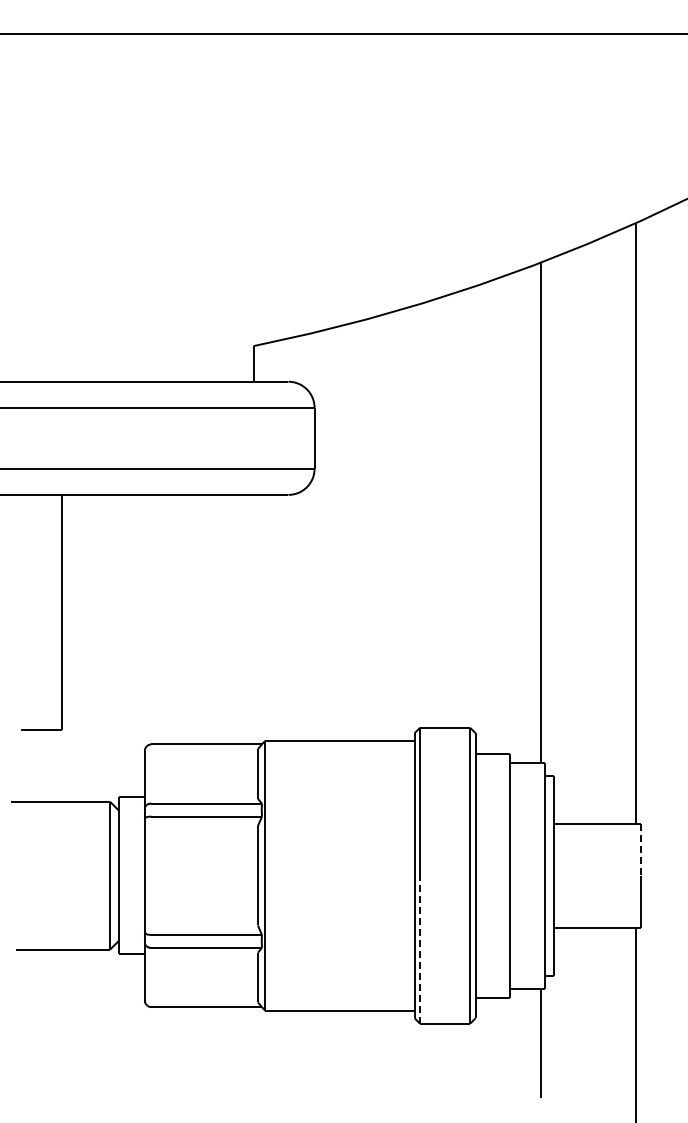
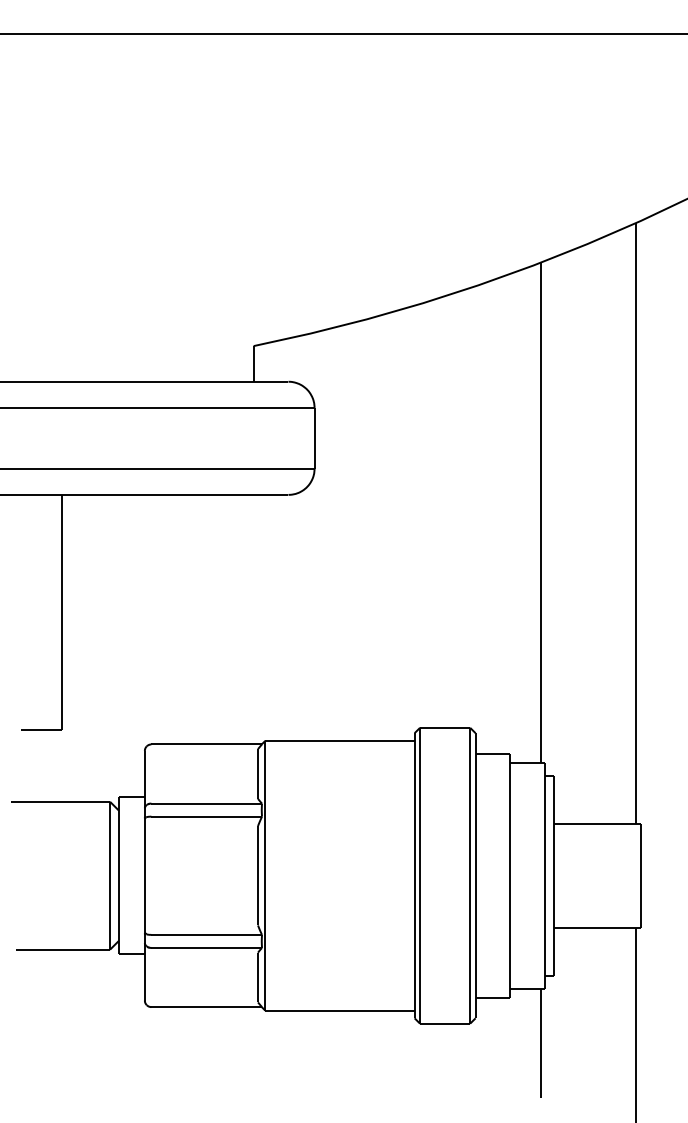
line: dashed -> solid (640, 850)
line: dashed -> solid (420, 949)
